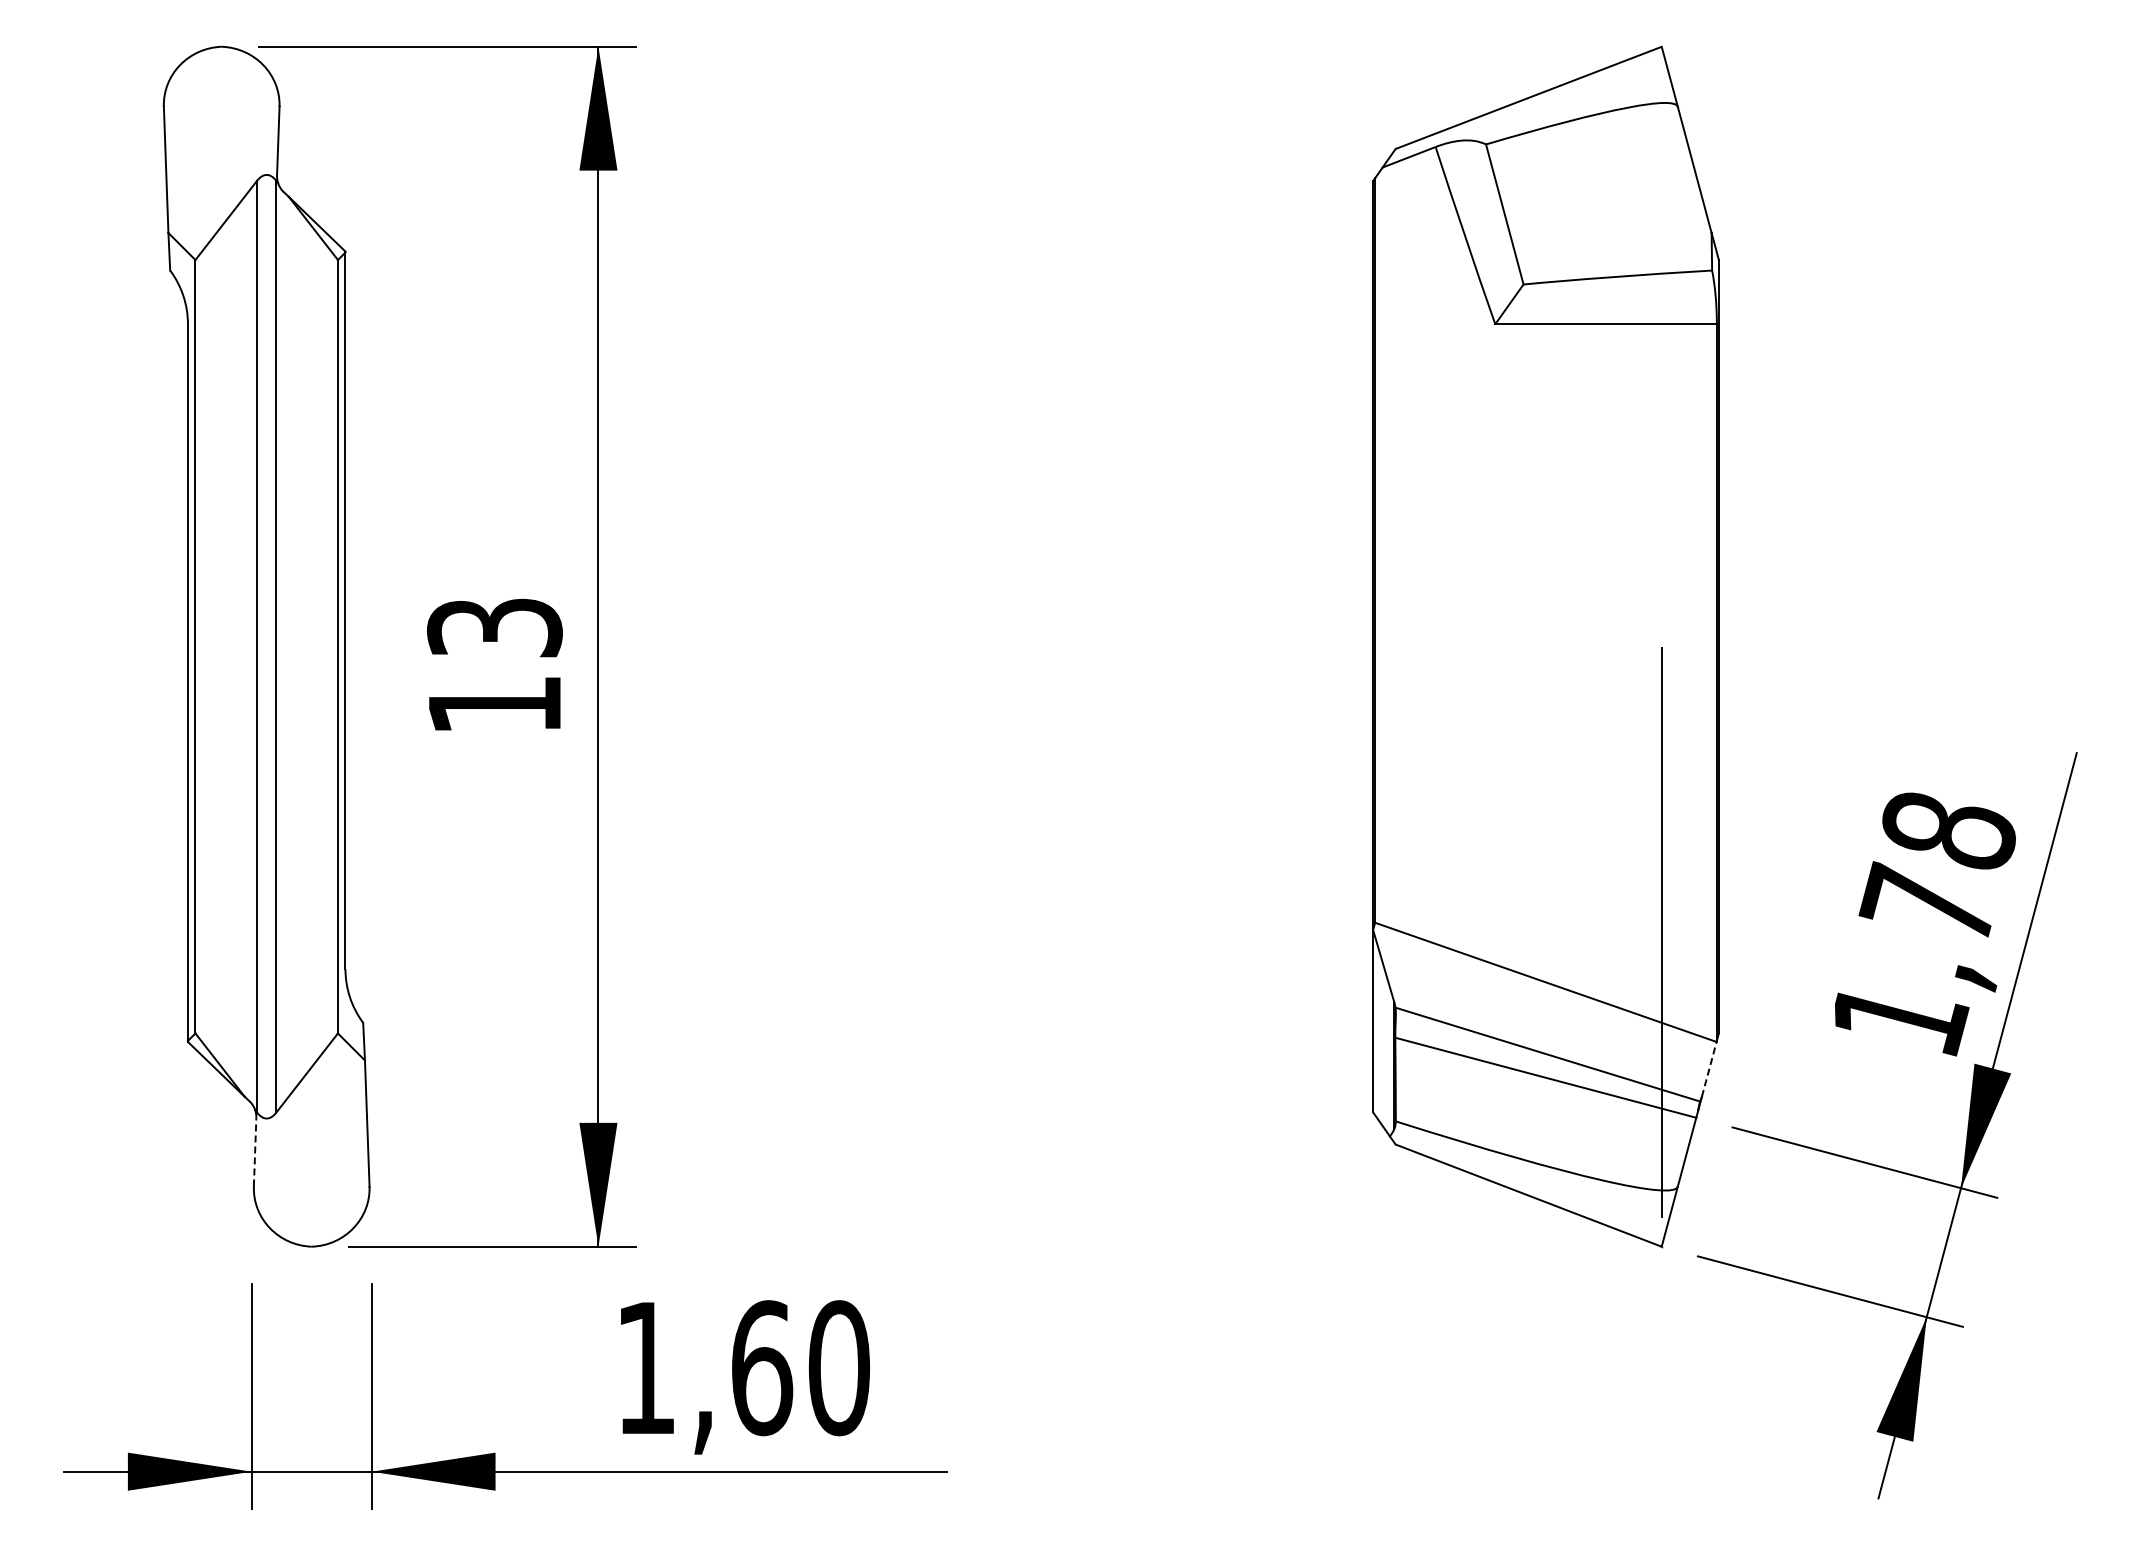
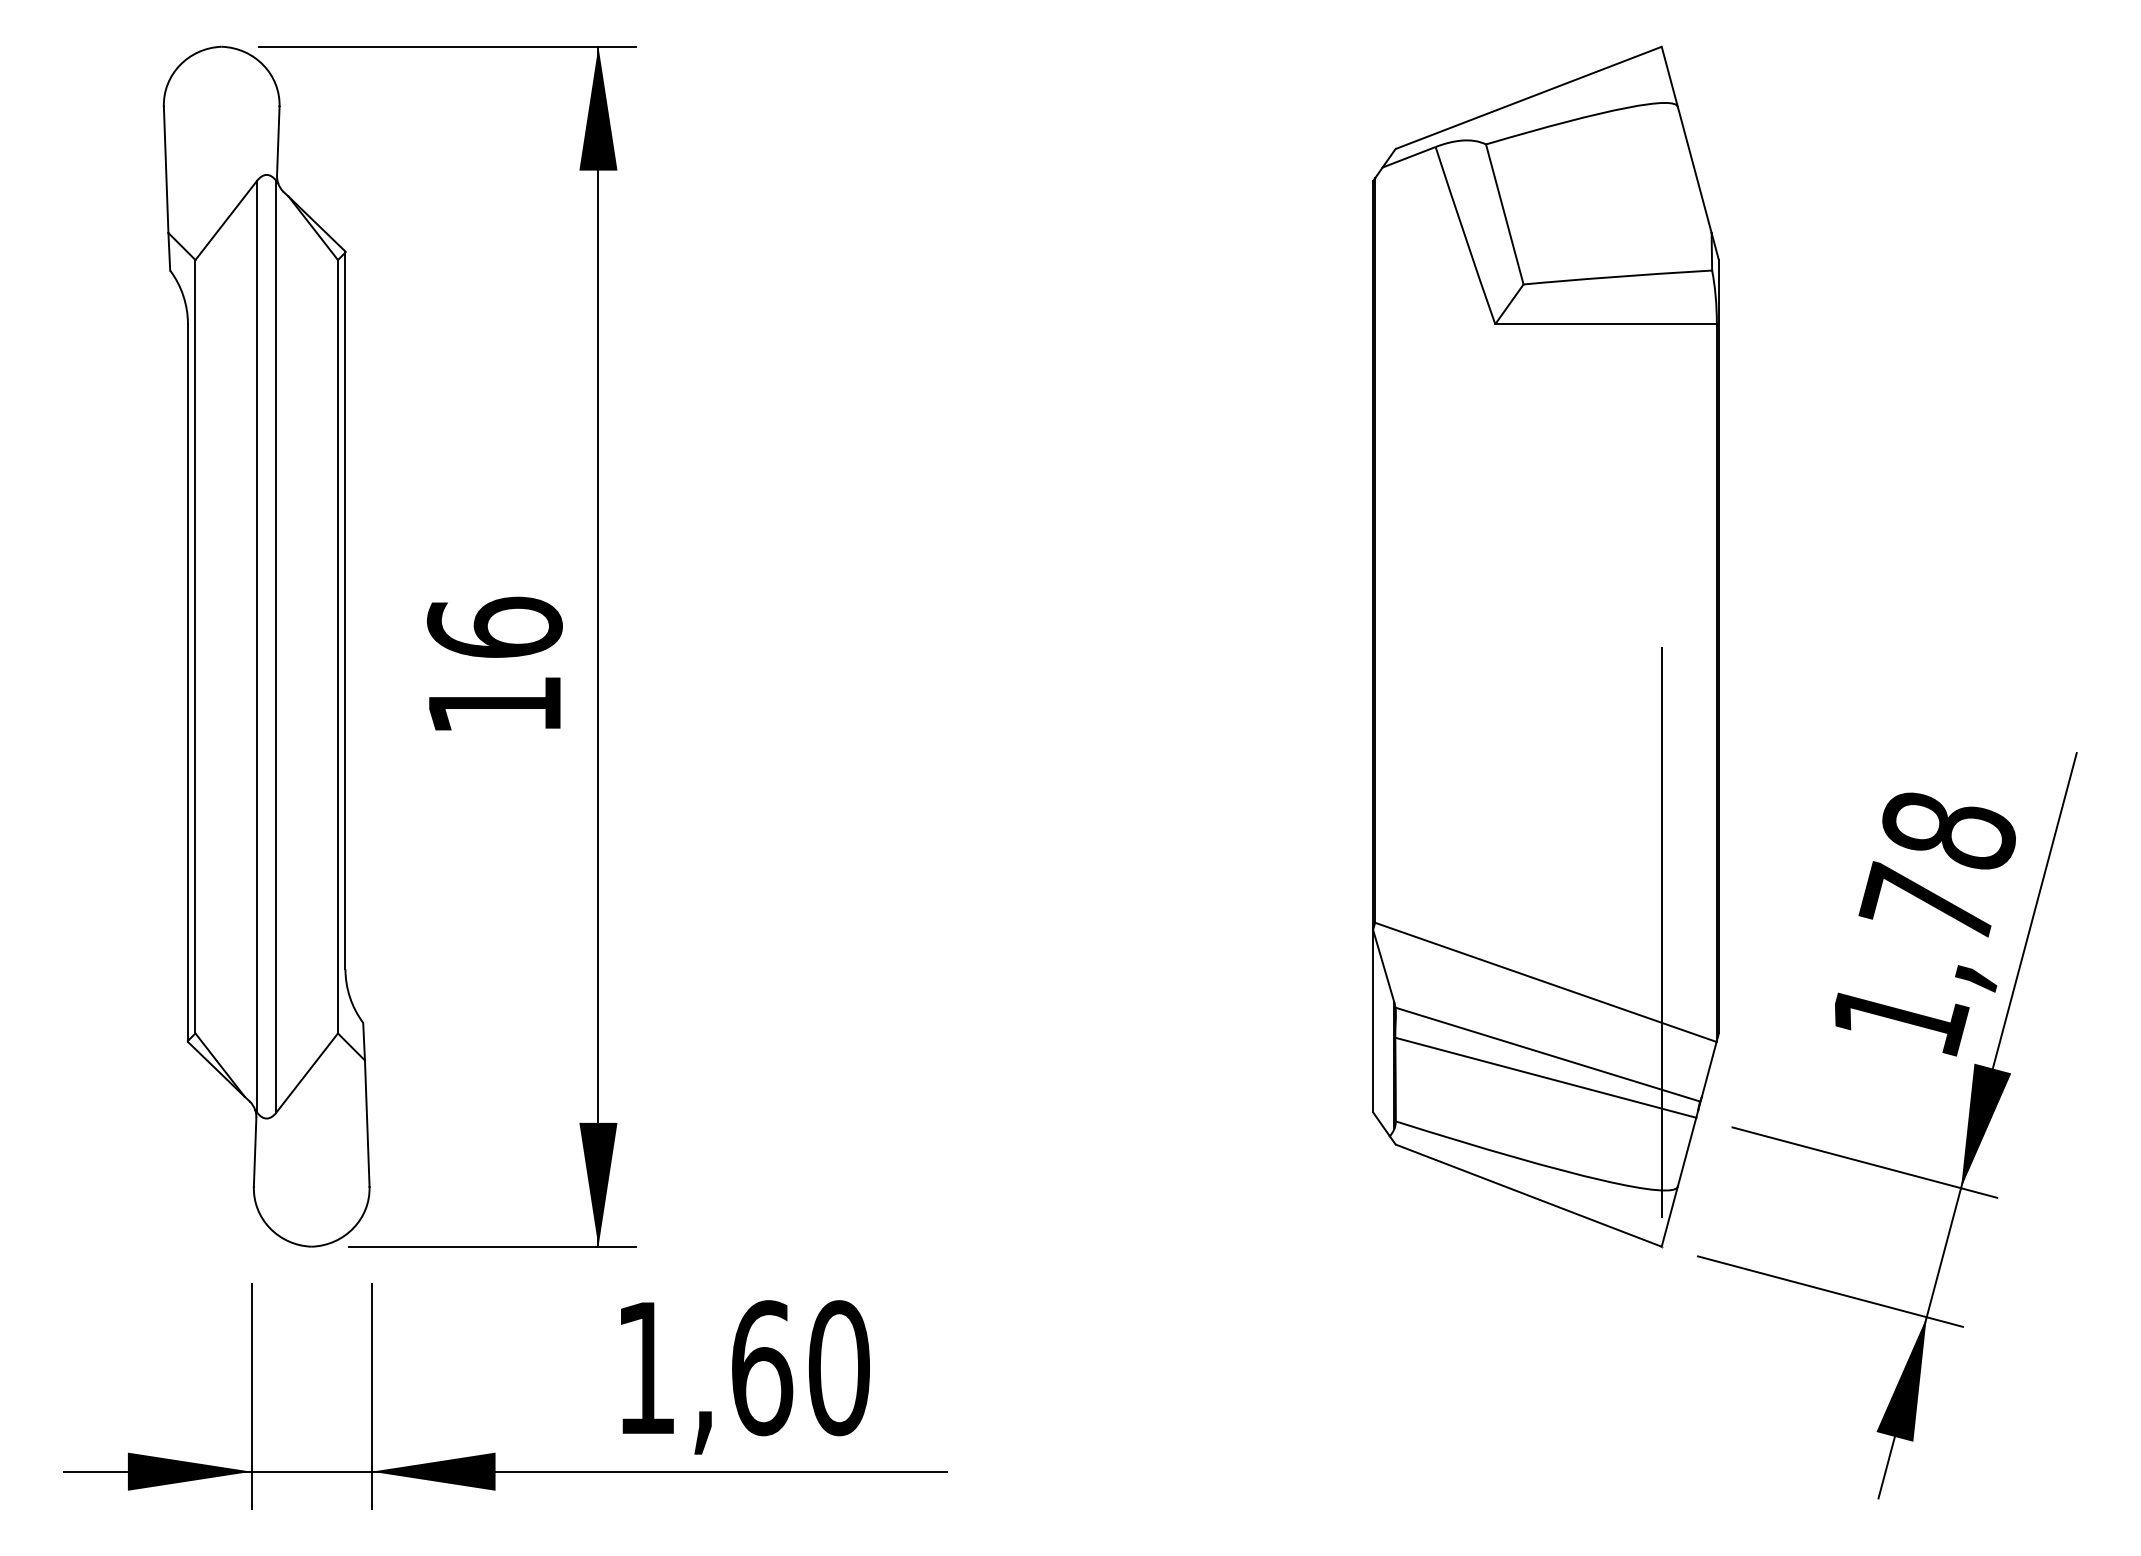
text: 13 -> 16 (494, 626)
line: dashed -> solid (1709, 1068)
line: dashed -> solid (255, 1151)
